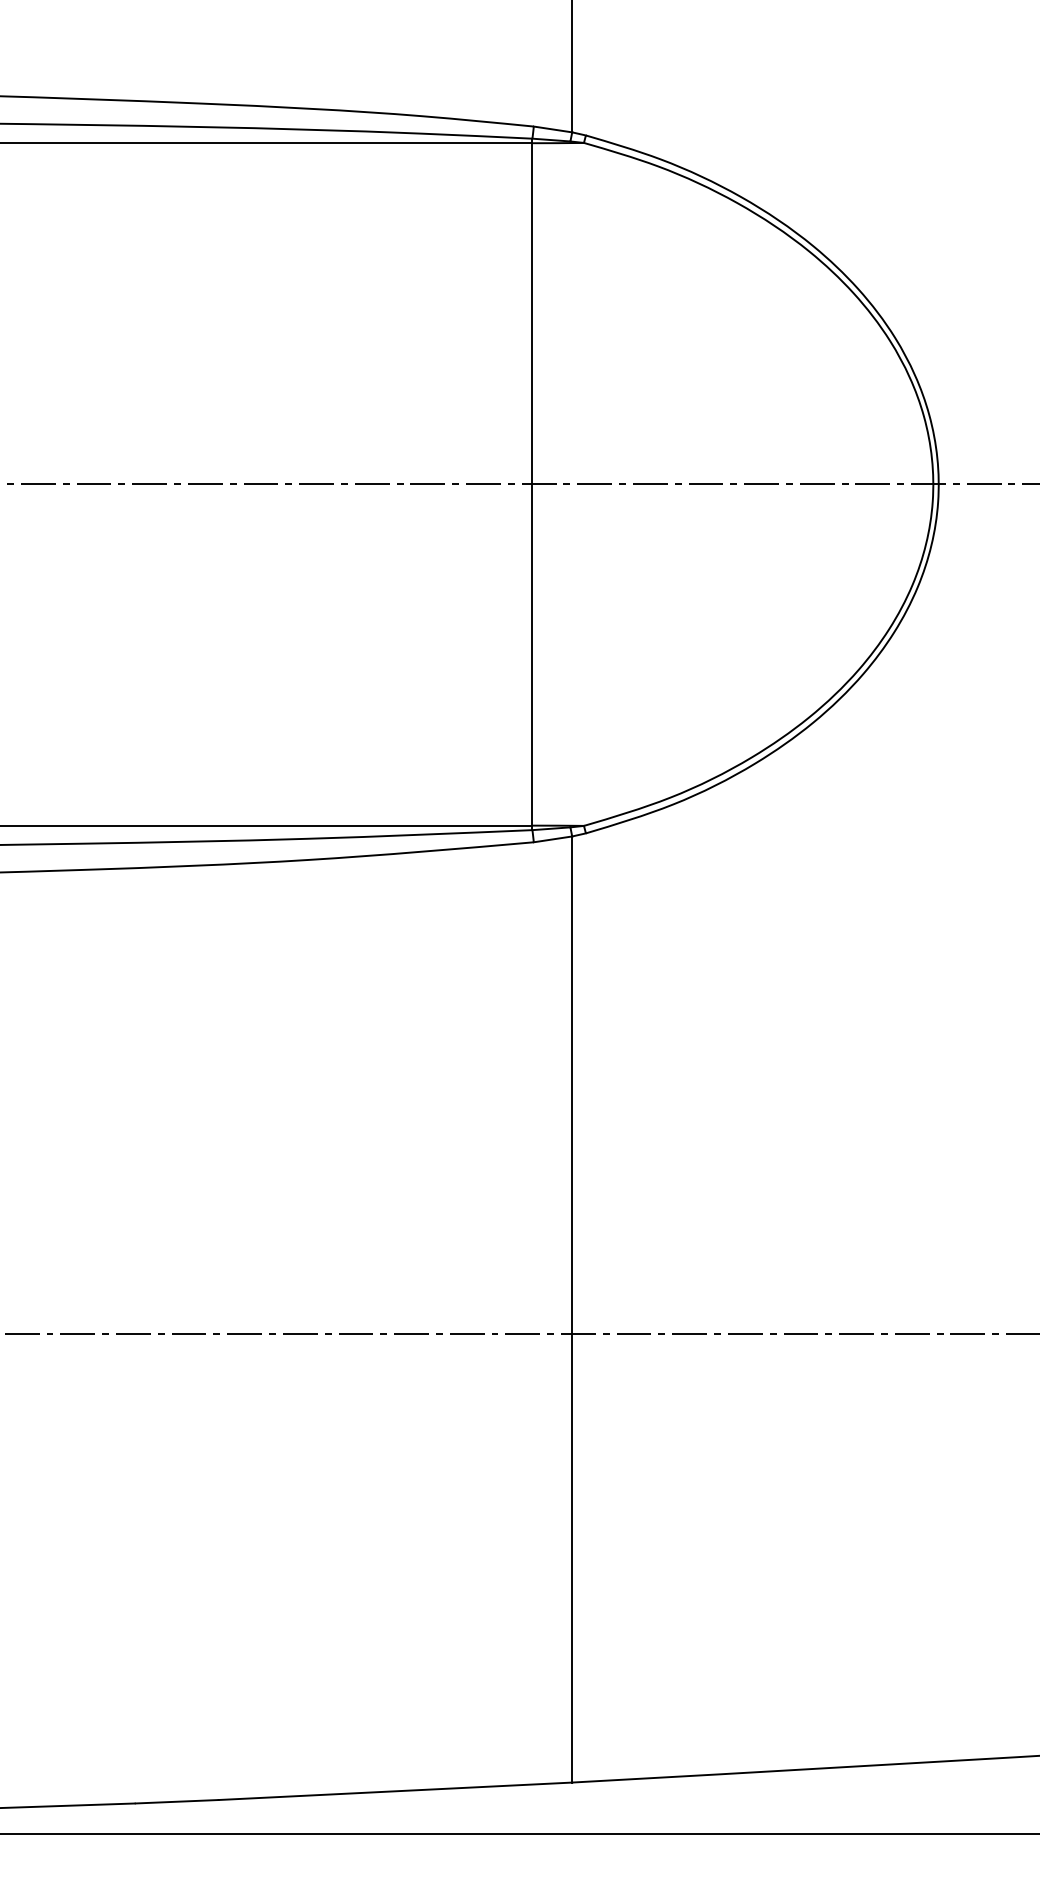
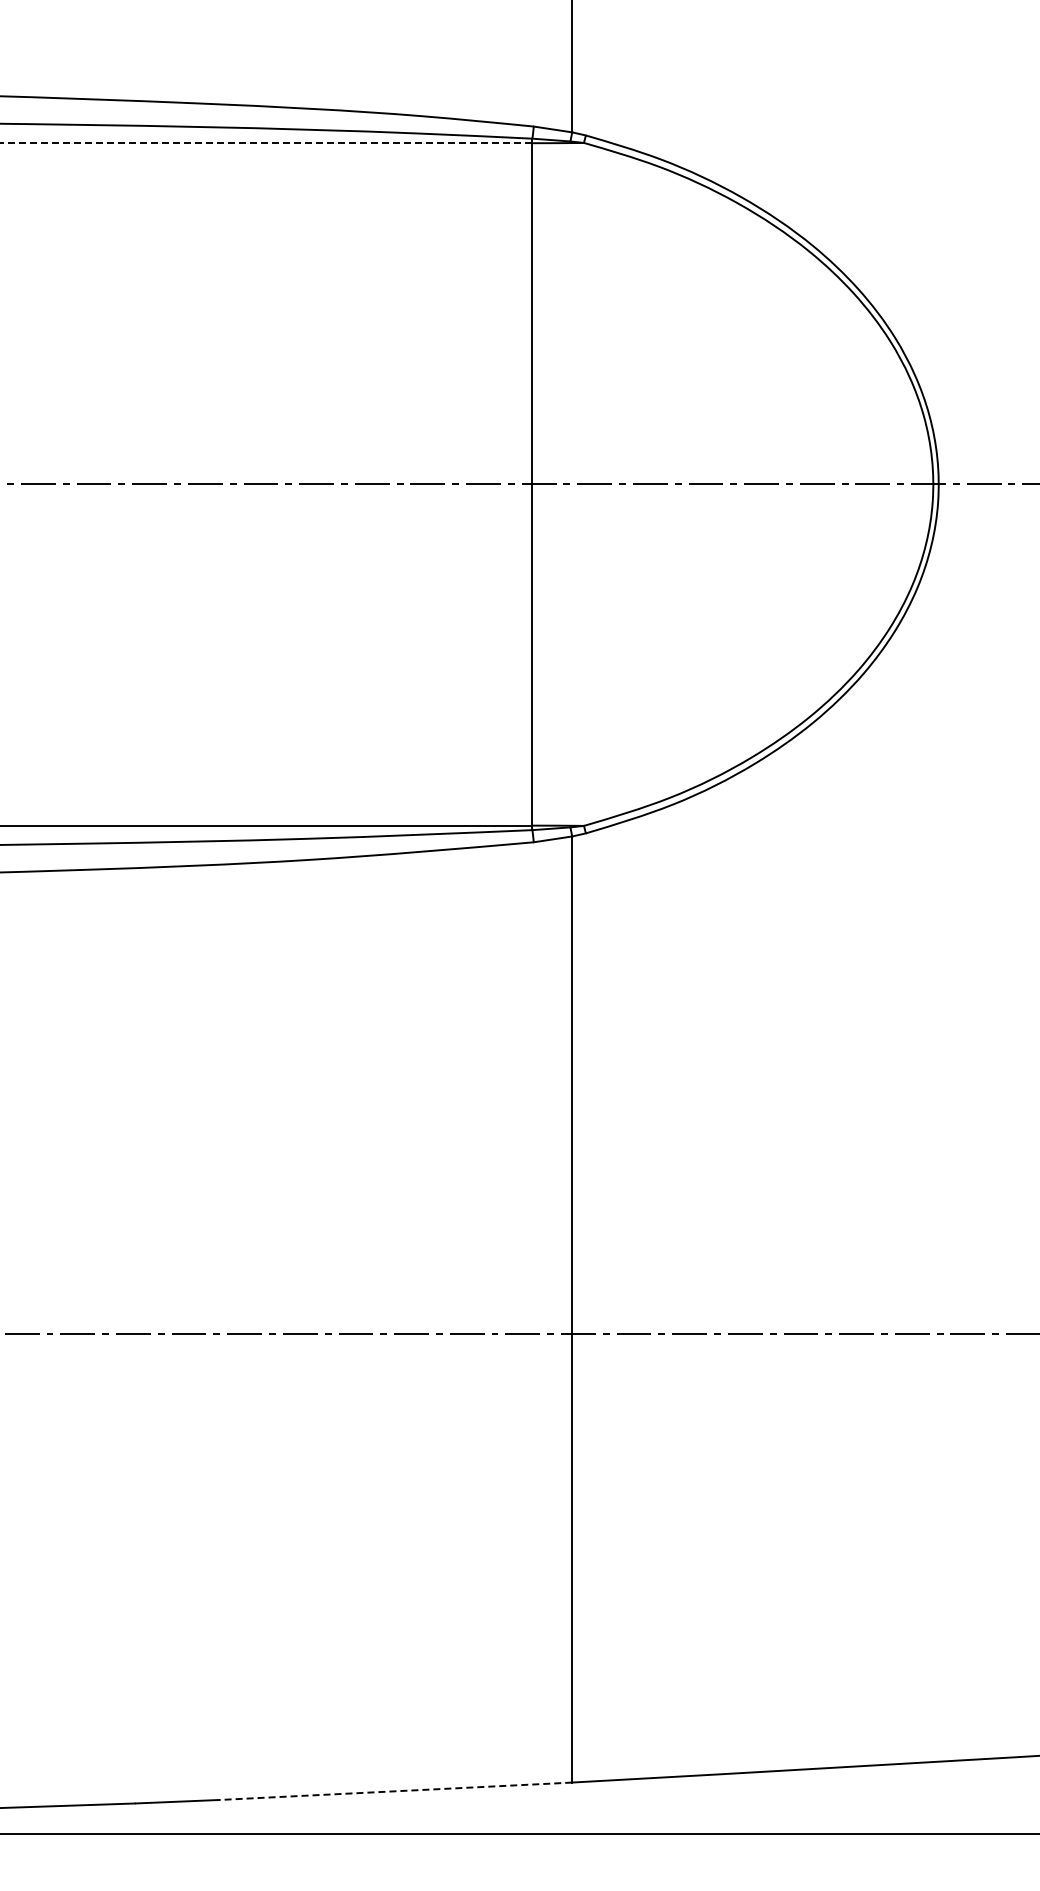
line: solid -> dashed (266, 143)
line: solid -> dashed (394, 1791)
